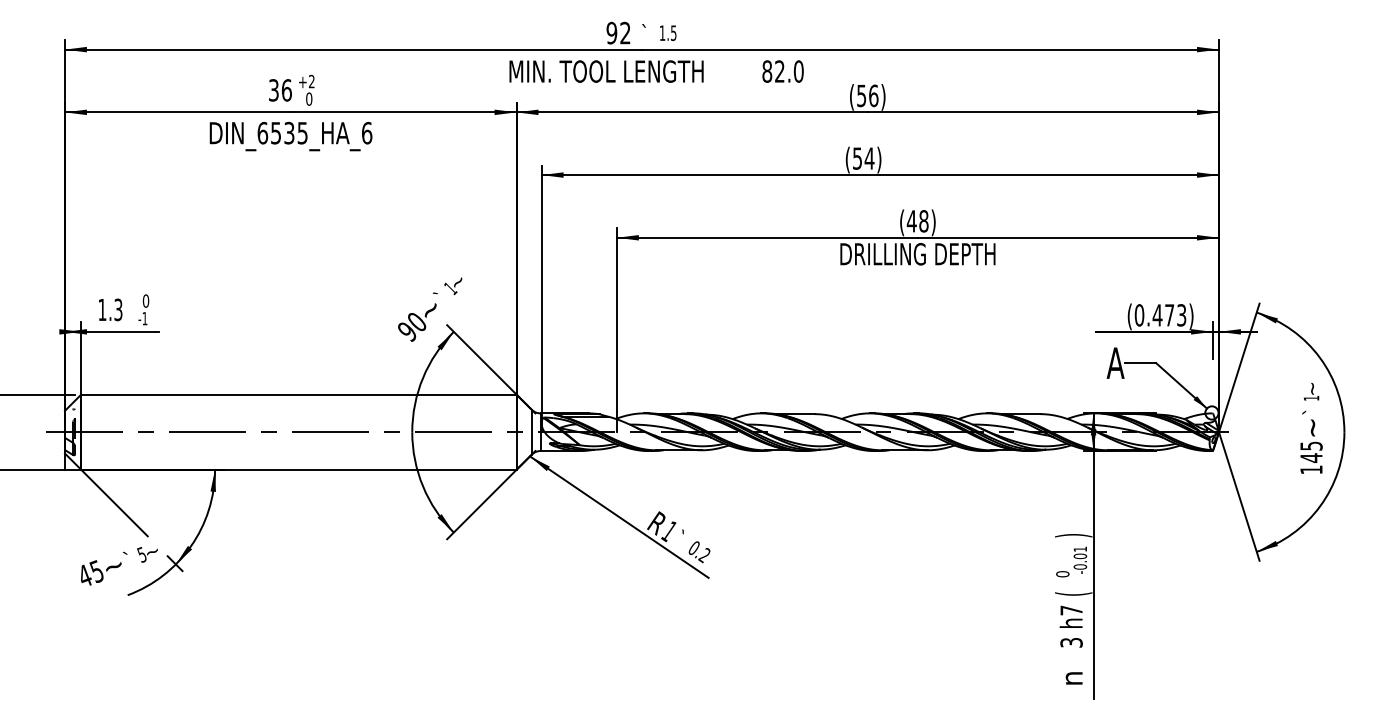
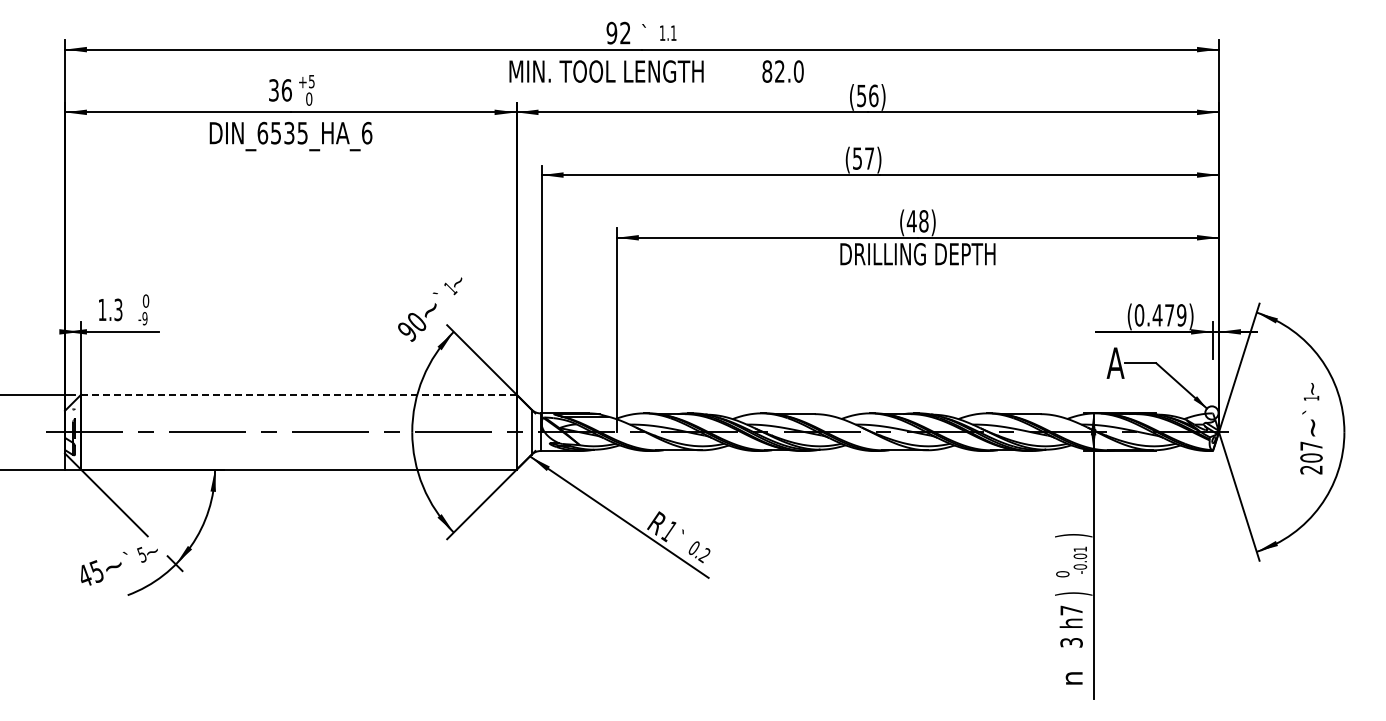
text: 1.5 -> 1.1 (673, 33)
text: +2 -> +5 (311, 81)
text: (54) -> (57) (869, 158)
text: (0.473) -> (0.479) (1181, 315)
text: -1 -> -9 (144, 318)
line: solid -> dashed (298, 394)
text: 145 -> 207 (1311, 457)
text: ( -> ) (1073, 593)
